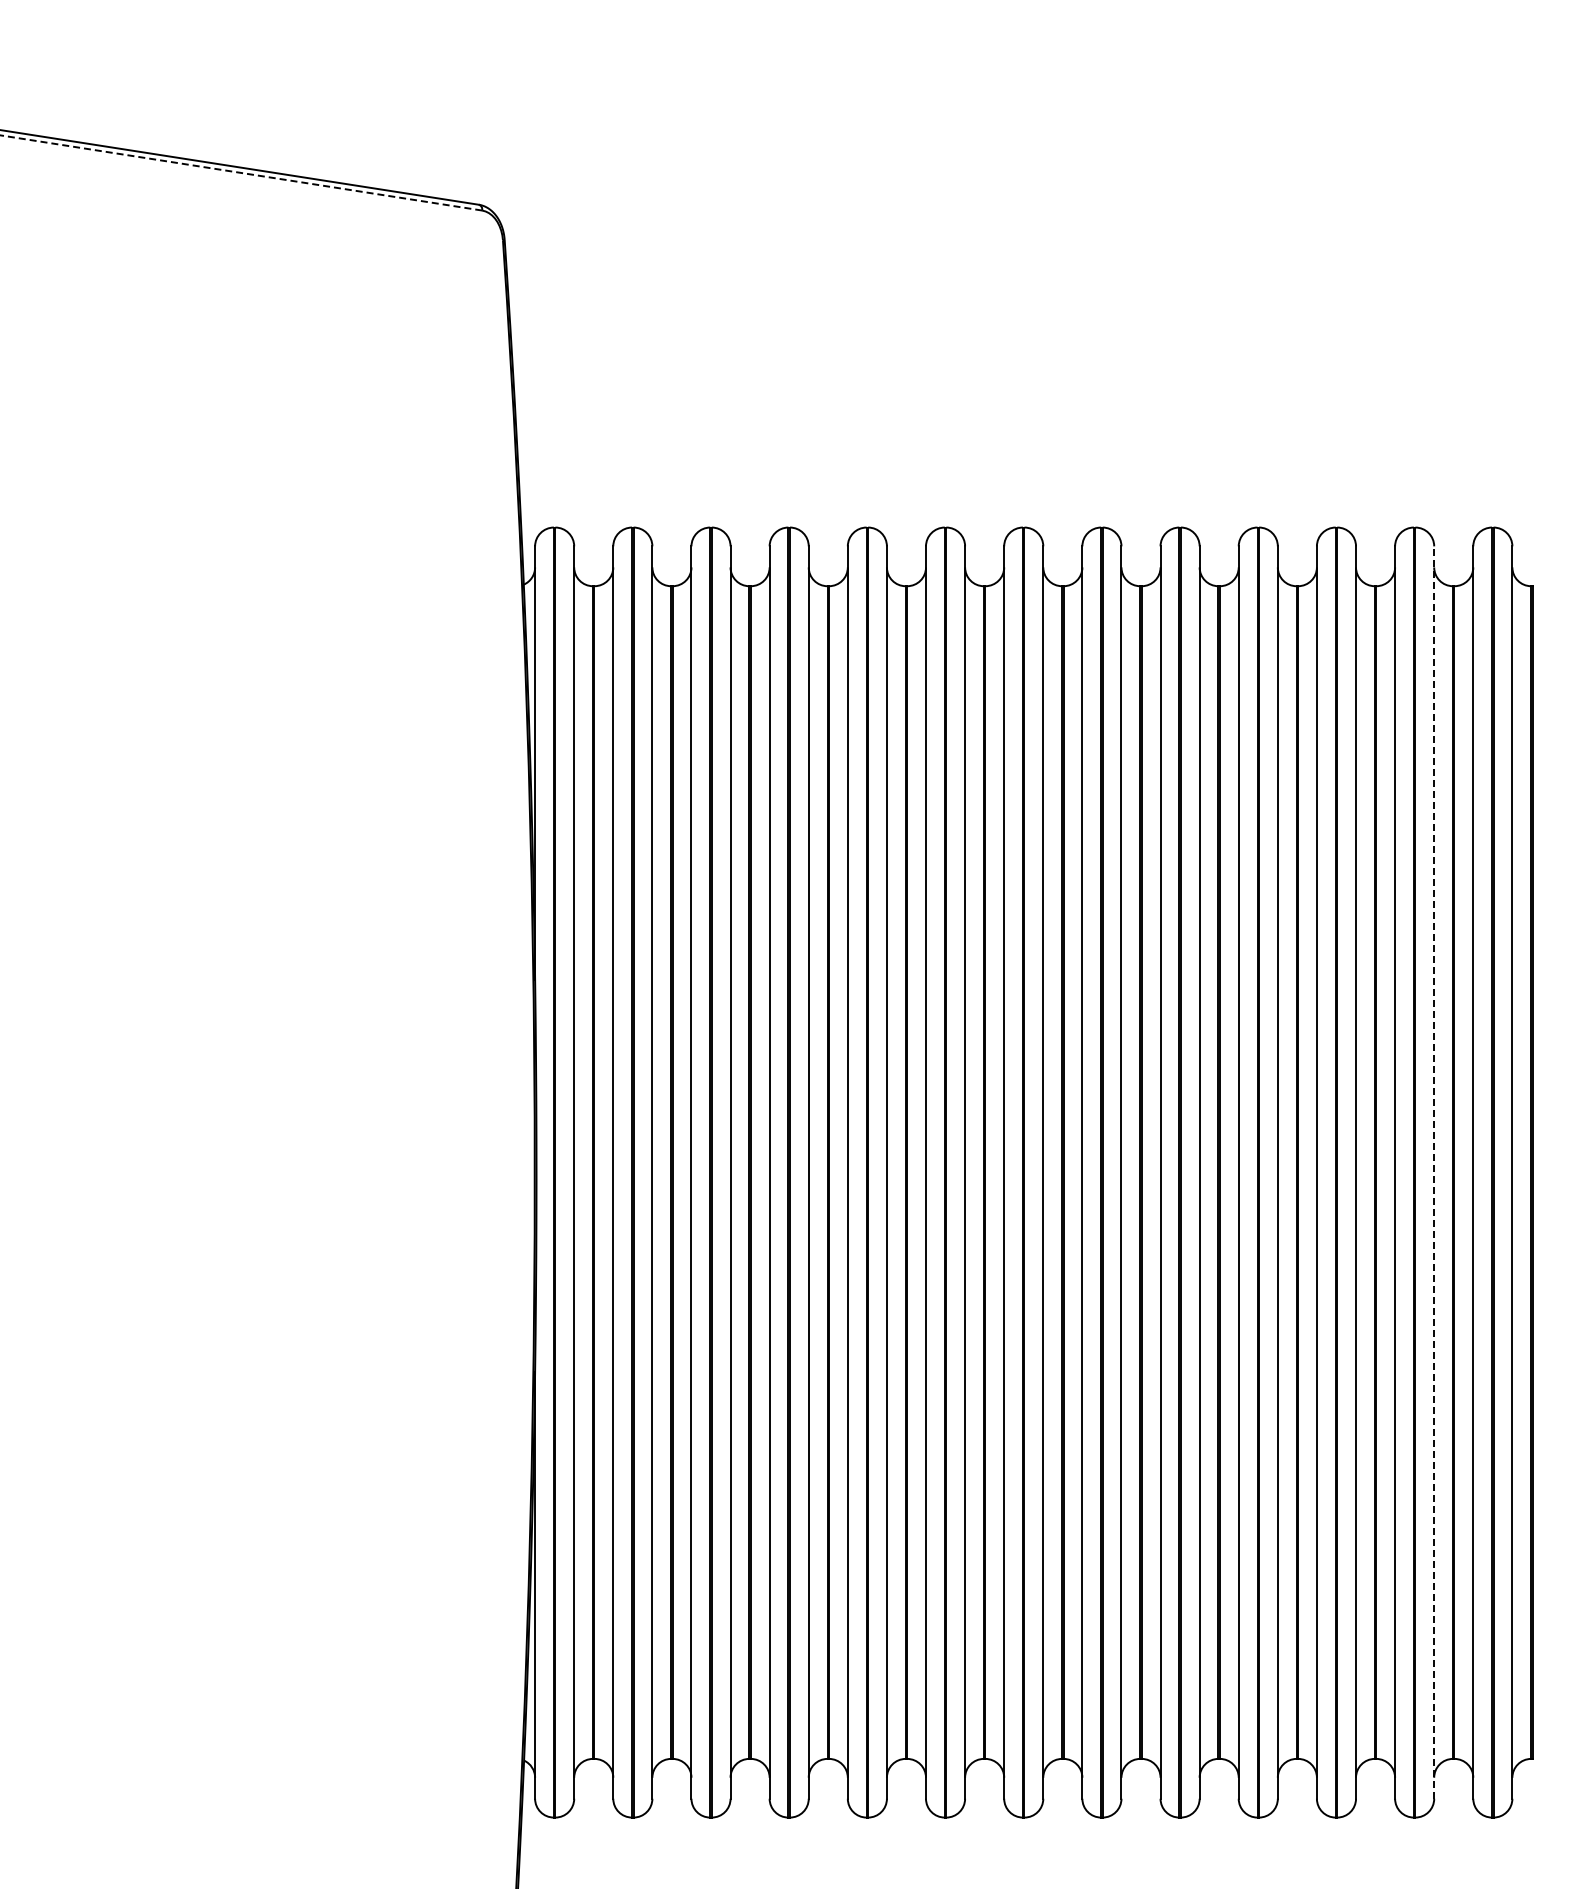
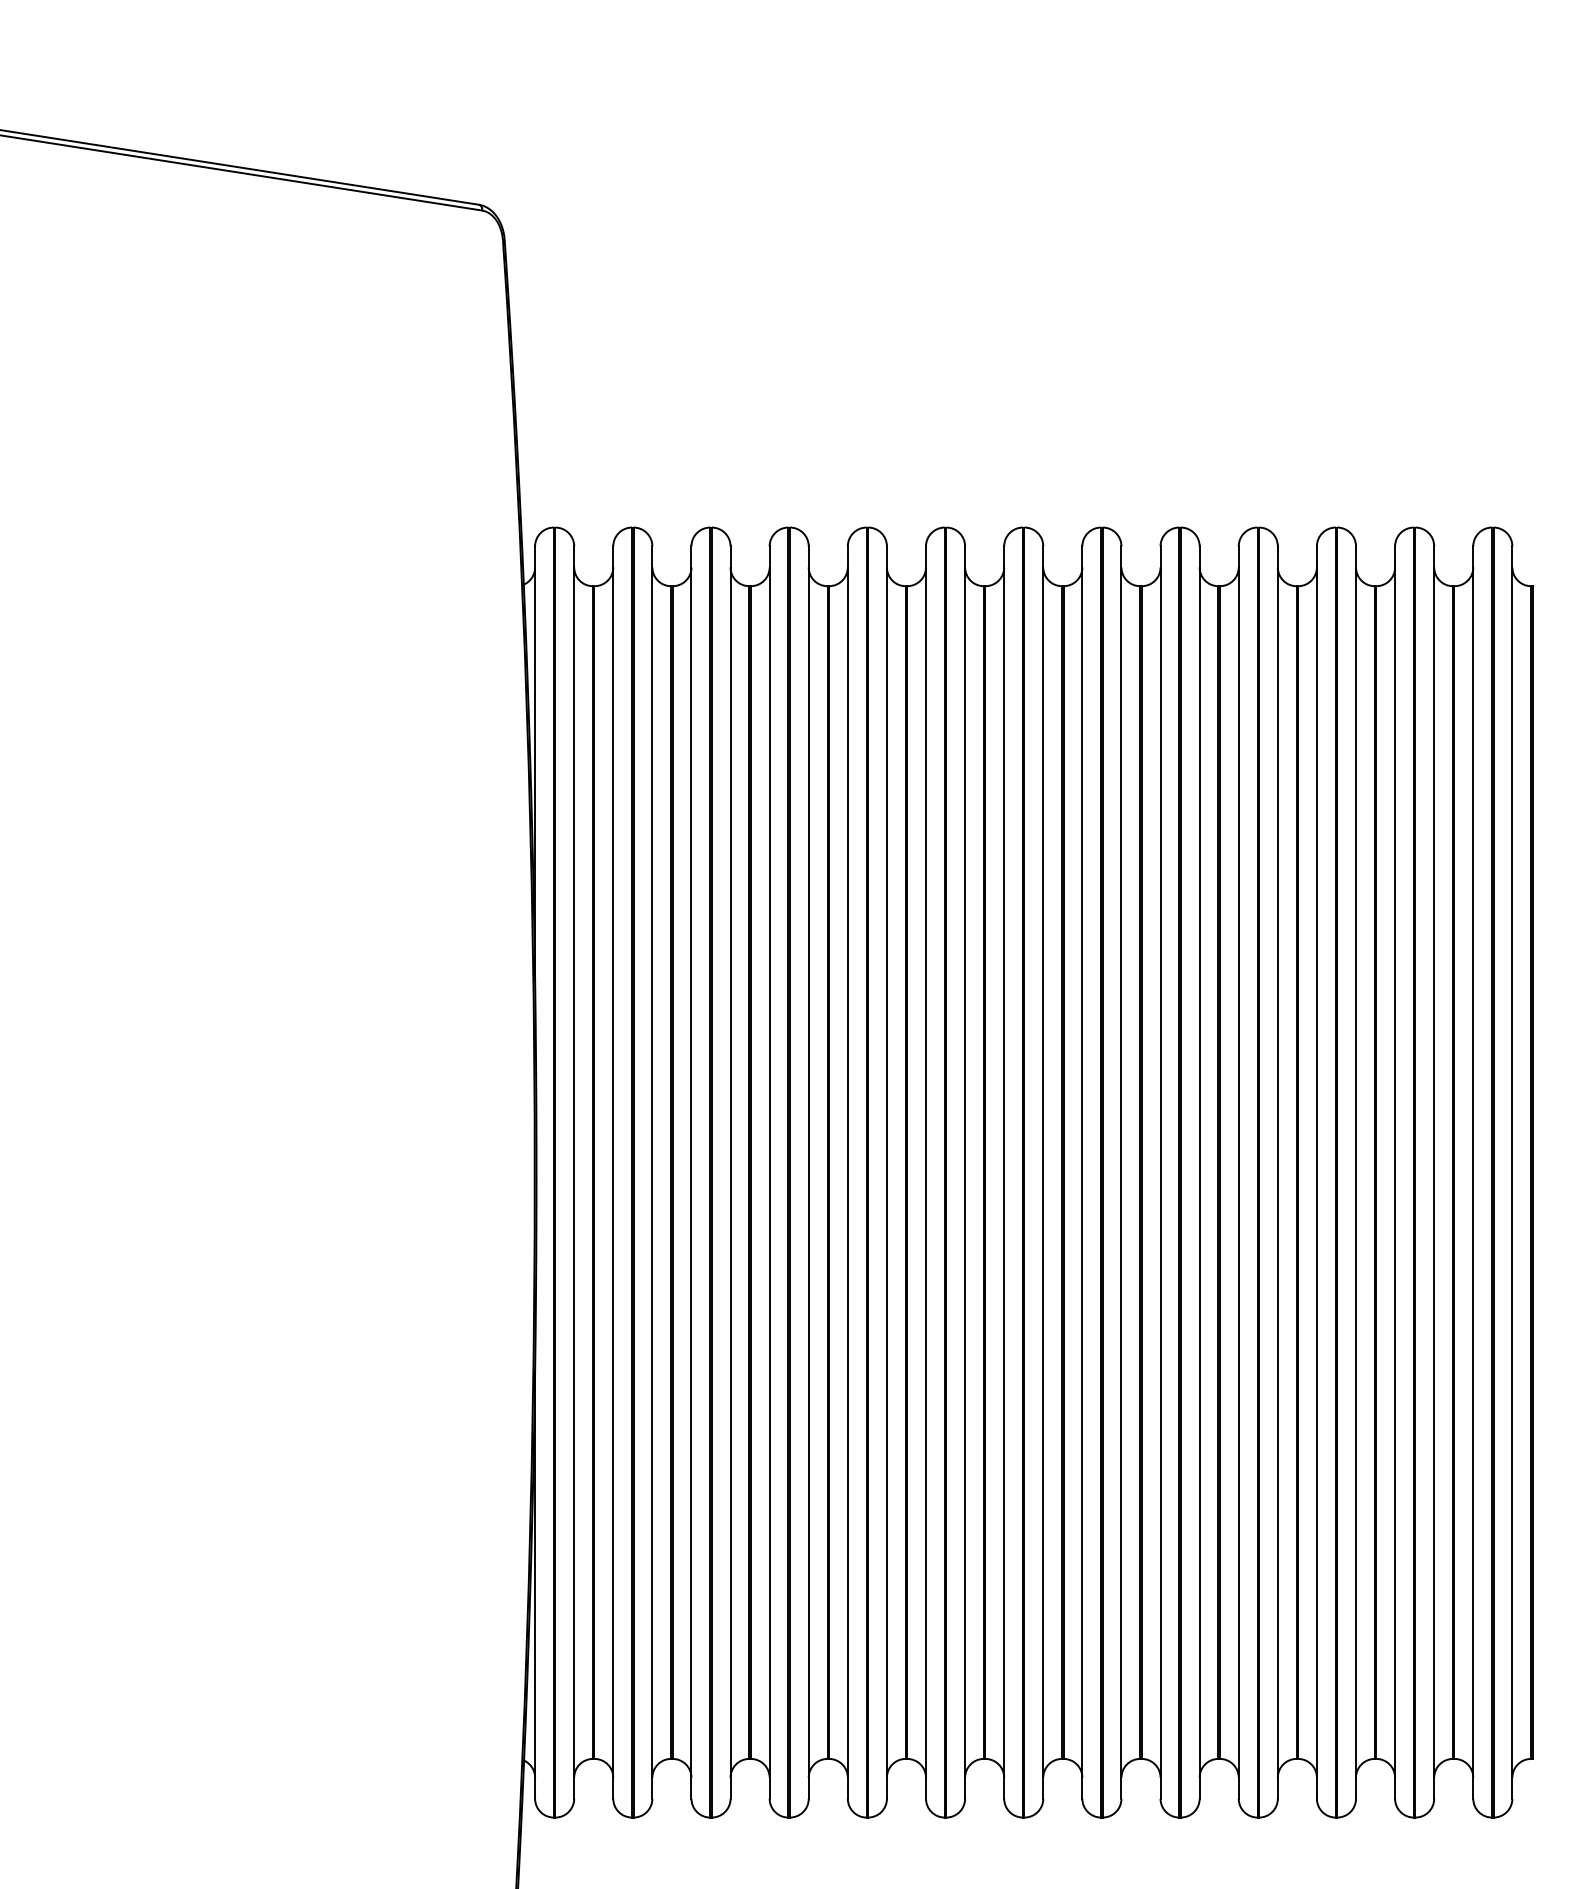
line: dashed -> solid (241, 172)
line: dashed -> solid (1434, 1172)
